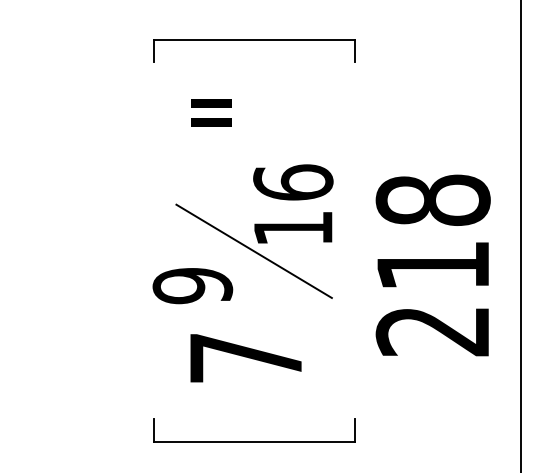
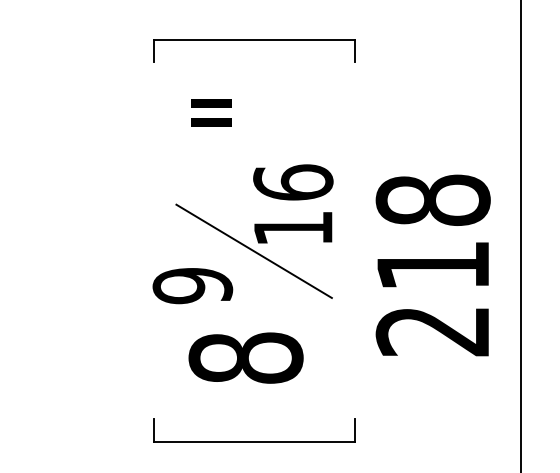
text: 7 -> 8 (245, 357)
